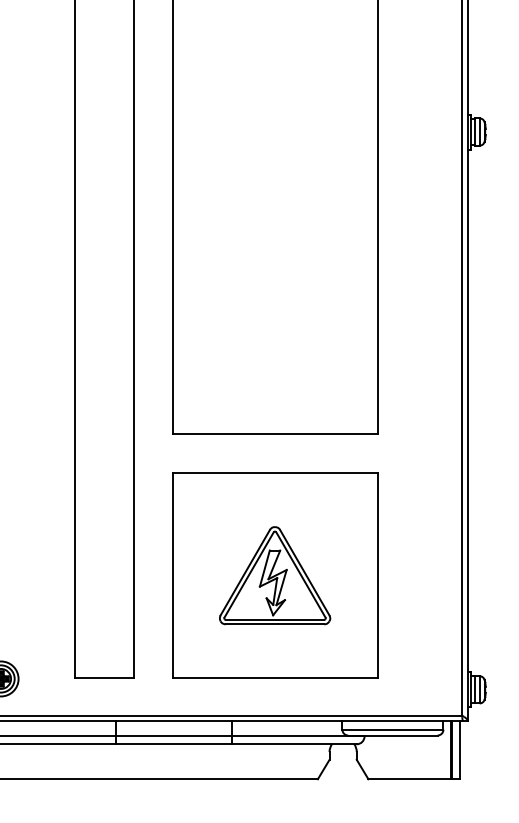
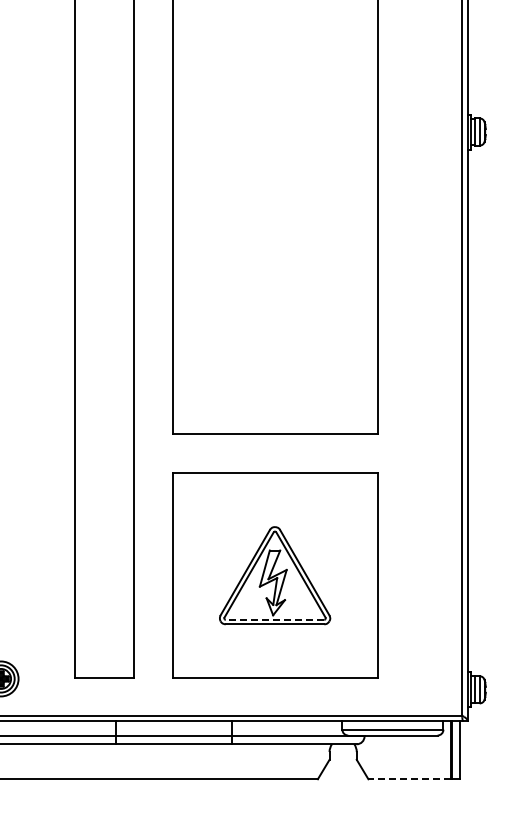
line: solid -> dashed (274, 619)
line: solid -> dashed (409, 779)
